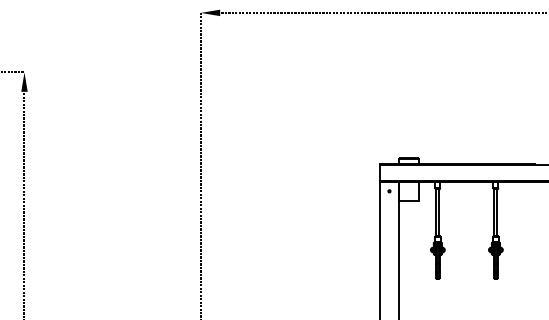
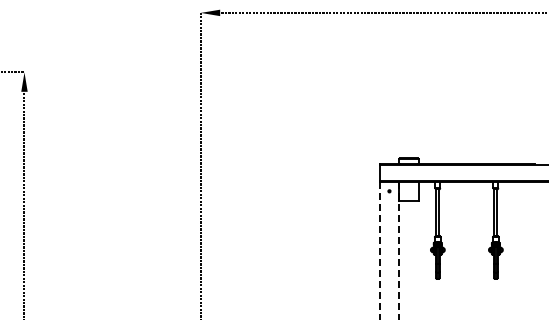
line: solid -> dashed (379, 250)
line: solid -> dashed (399, 250)
